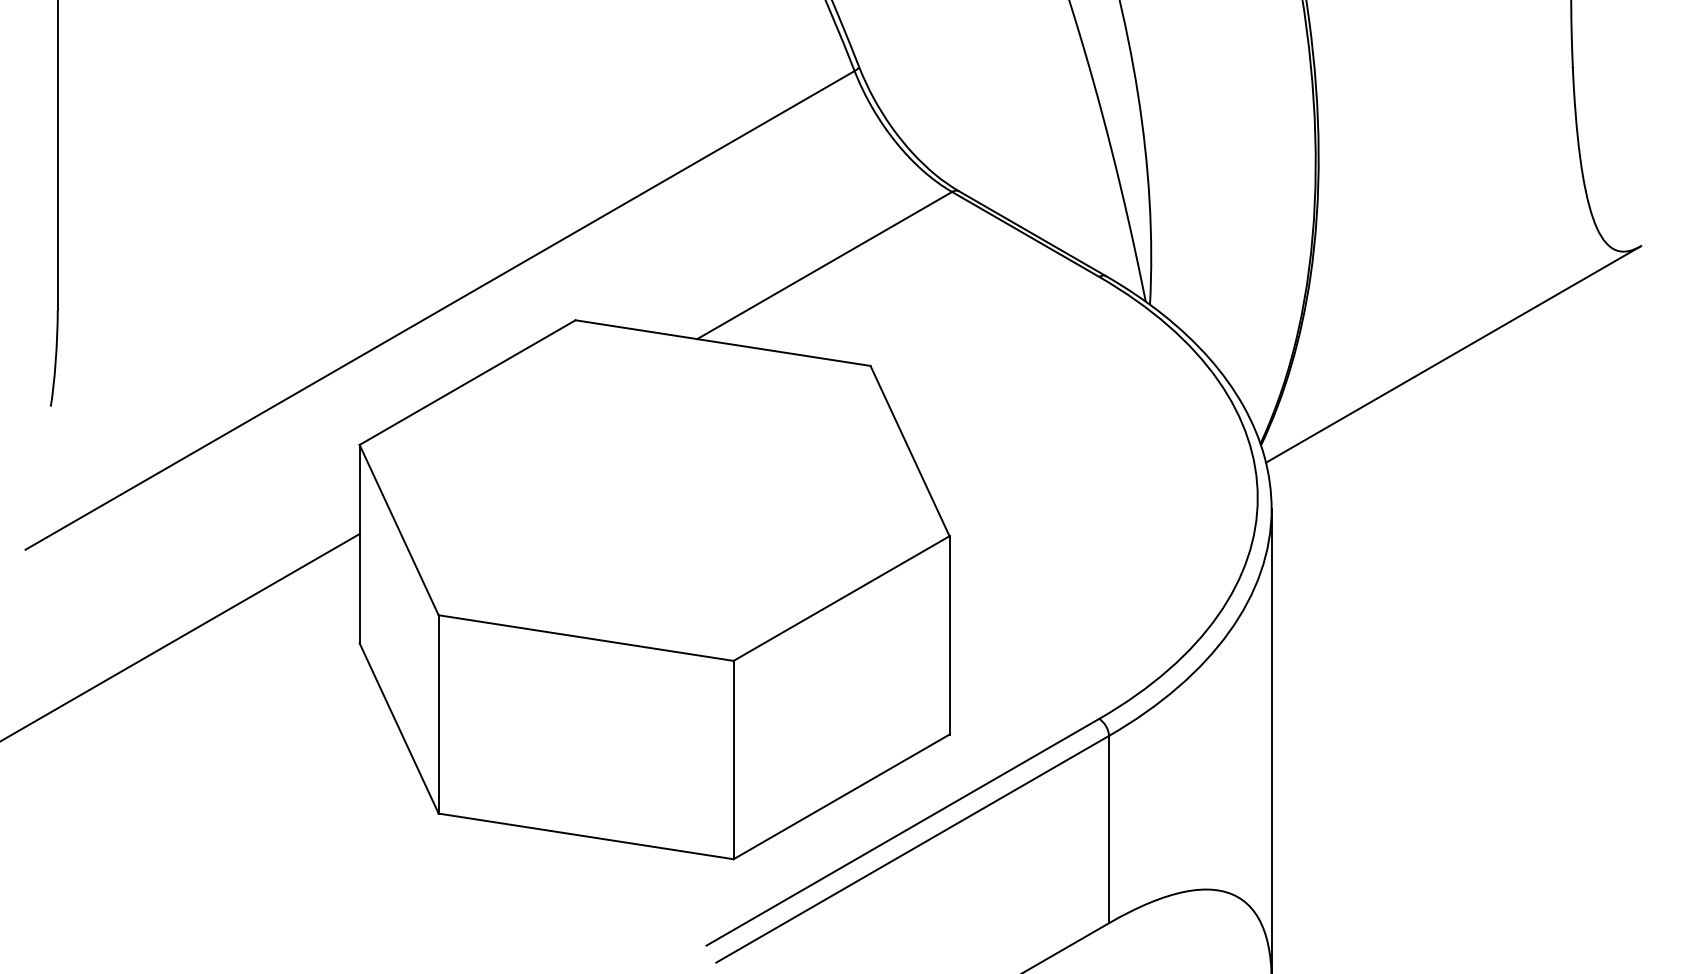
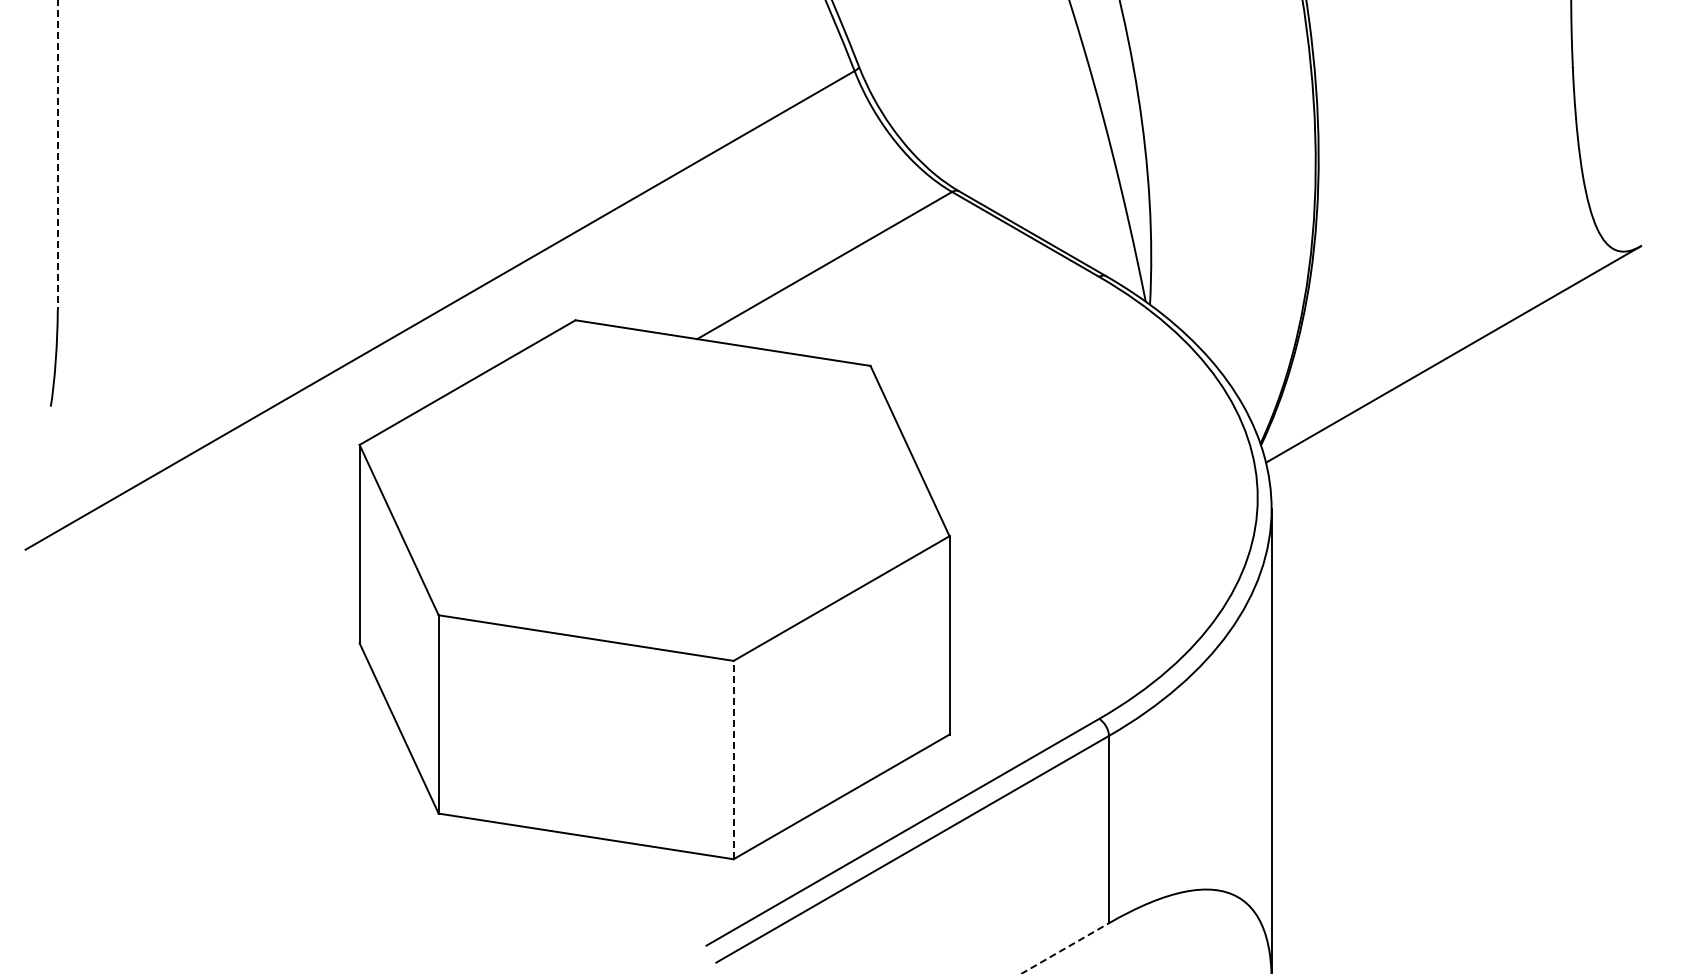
line: solid -> dashed (57, 155)
line: present -> none (180, 637)
line: solid -> dashed (733, 759)
line: solid -> dashed (1065, 948)
